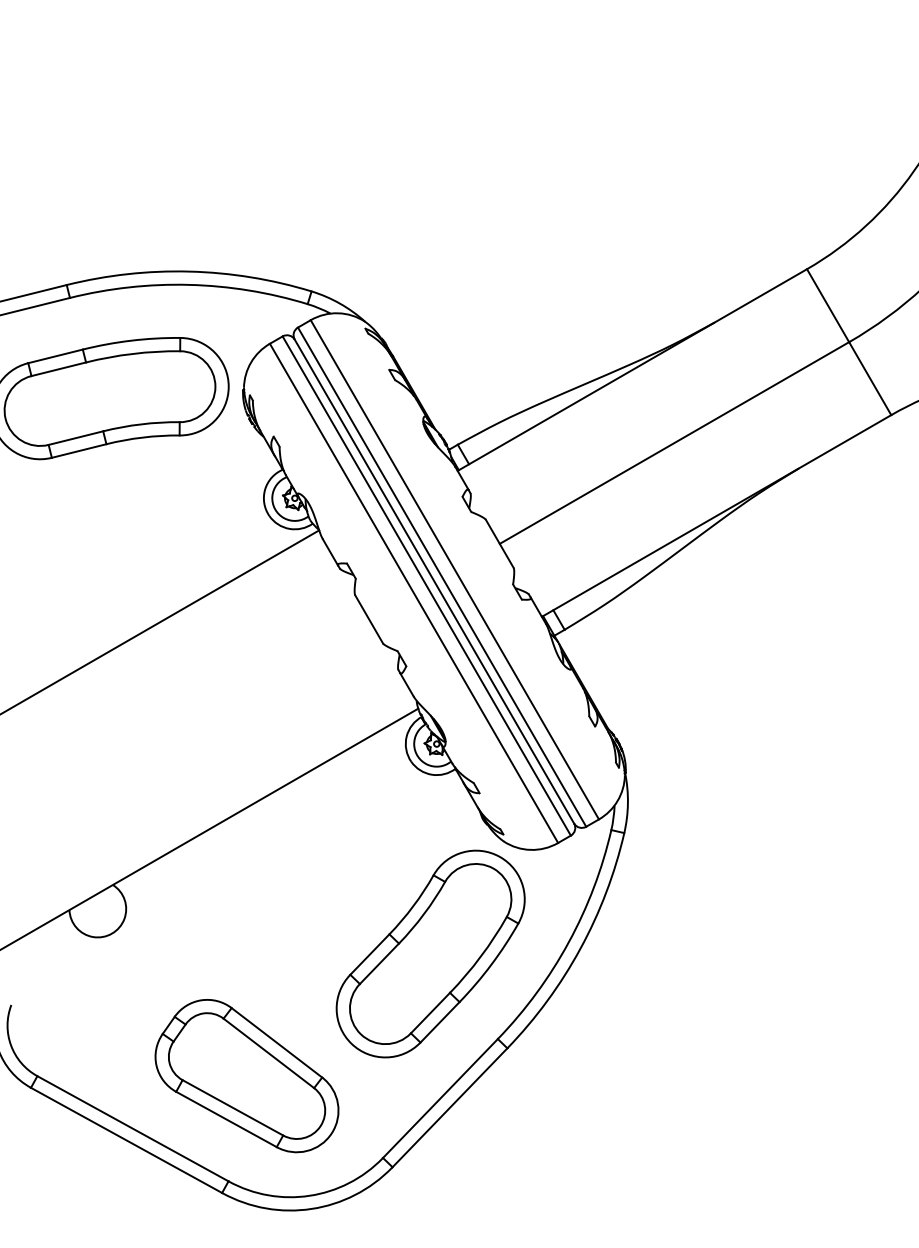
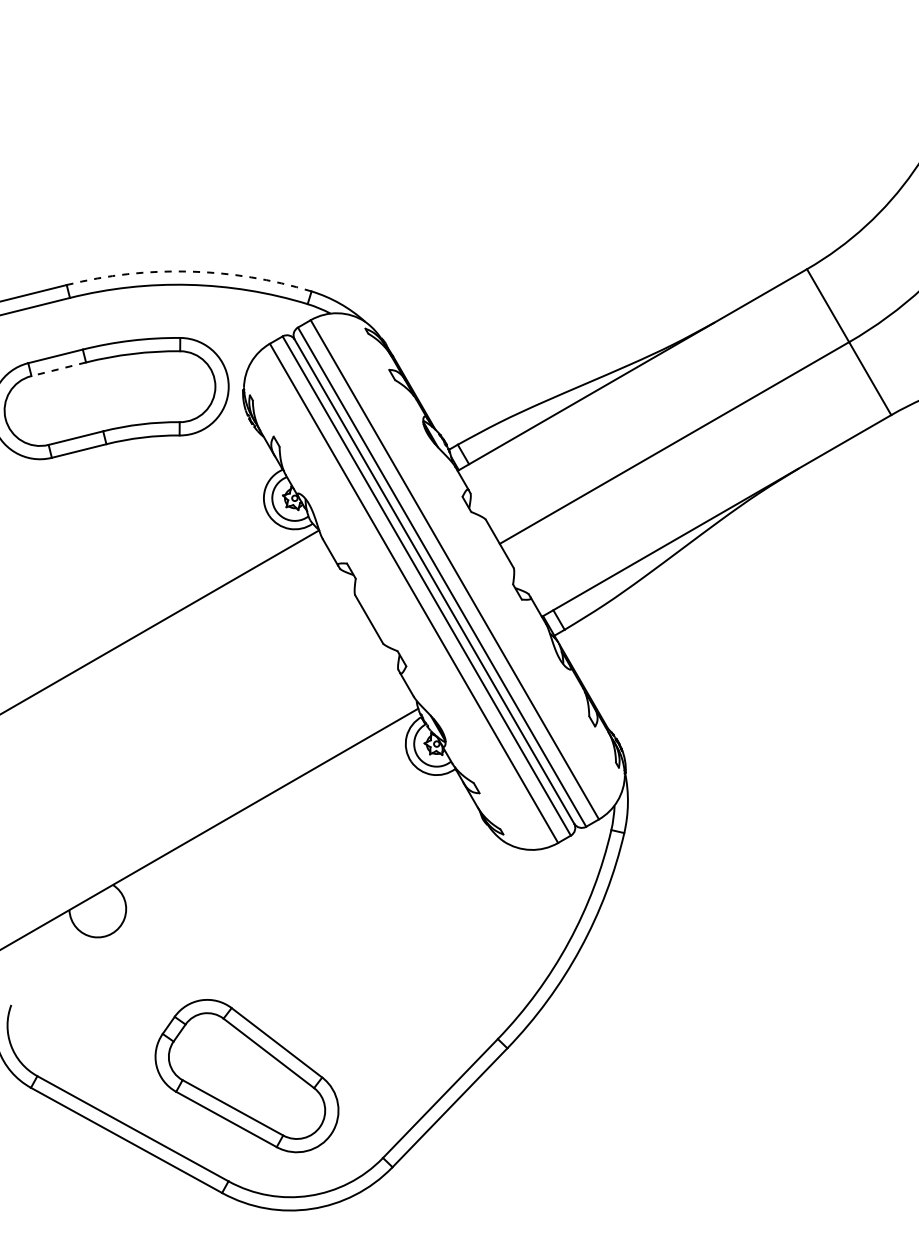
arc: solid -> dashed (189, 271)
line: solid -> dashed (58, 369)
part: present -> none (430, 953)
